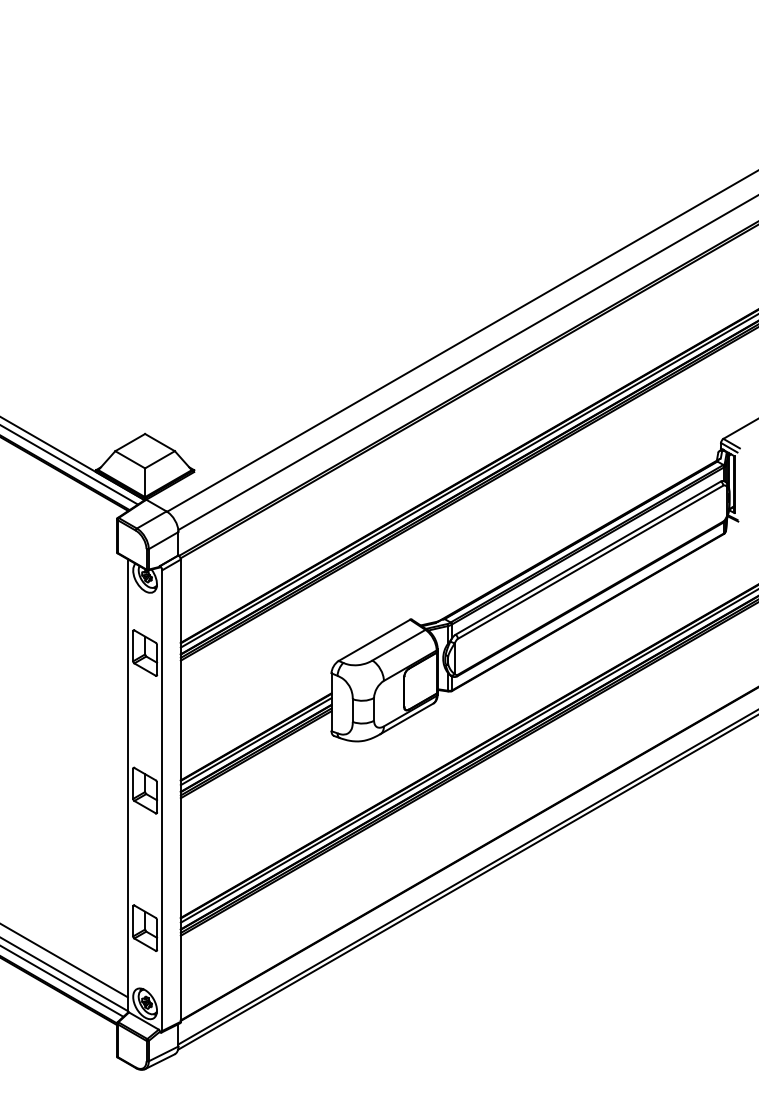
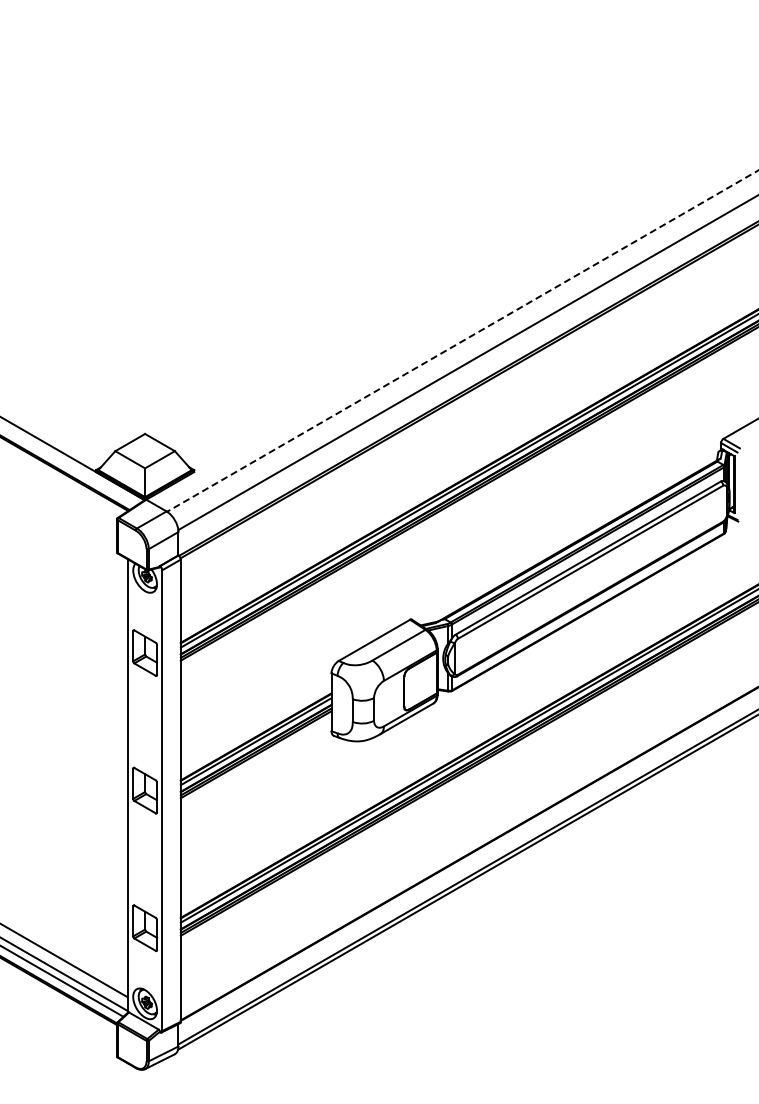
line: solid -> dashed (462, 341)
line: present -> none (70, 465)
